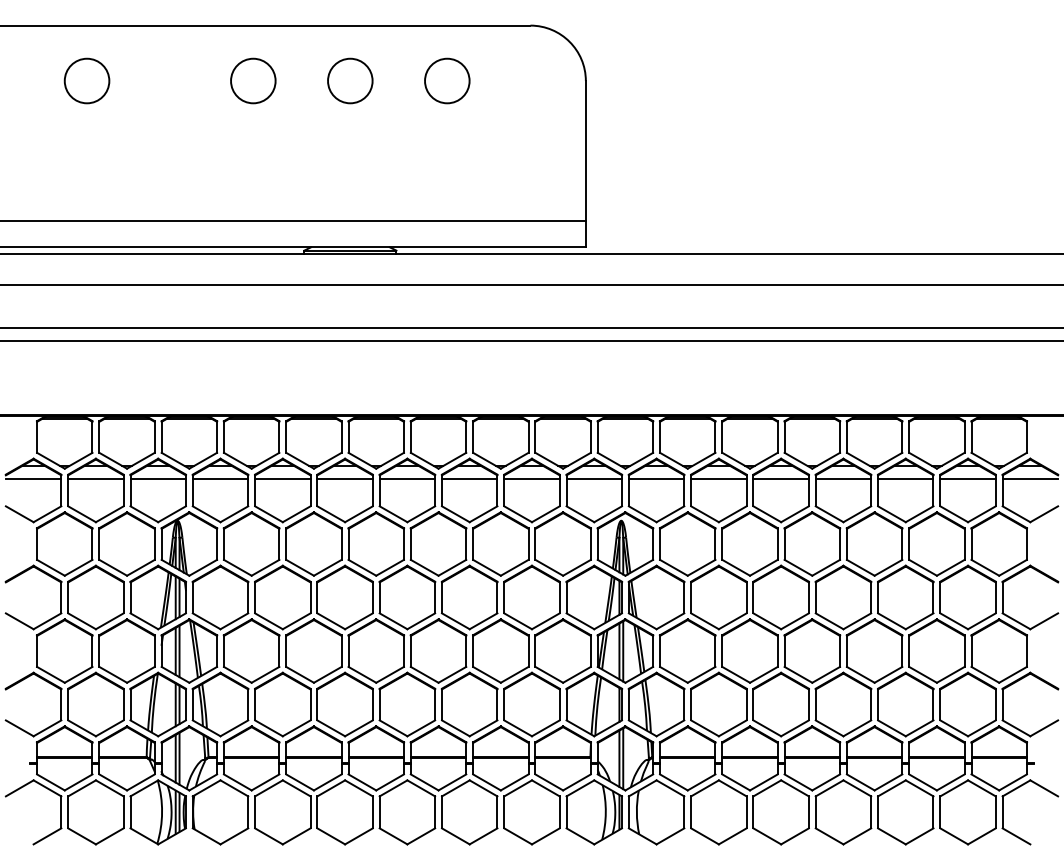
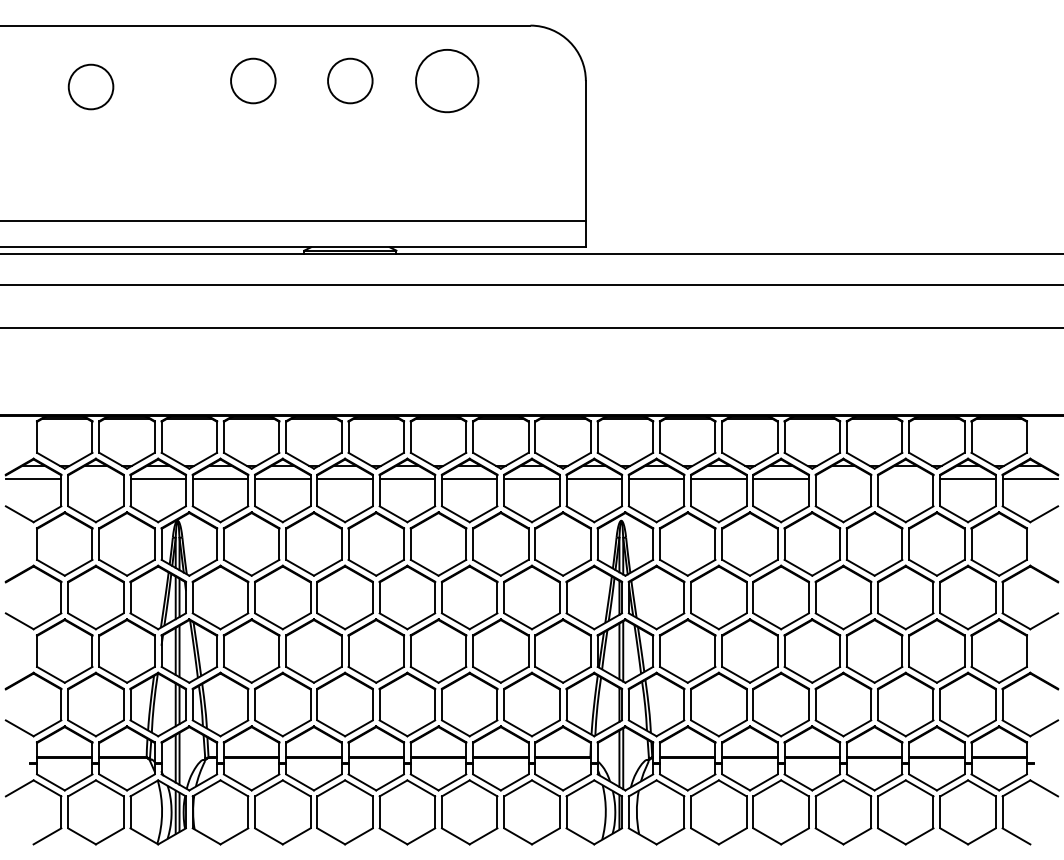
part position: (86, 80) -> (90, 86) (90, 86)
part size: 47x48 px -> 65x65 px (447, 81)
line: present -> none (531, 340)
line: present -> none (95, 478)
line: present -> none (843, 478)
line: present -> none (905, 478)
